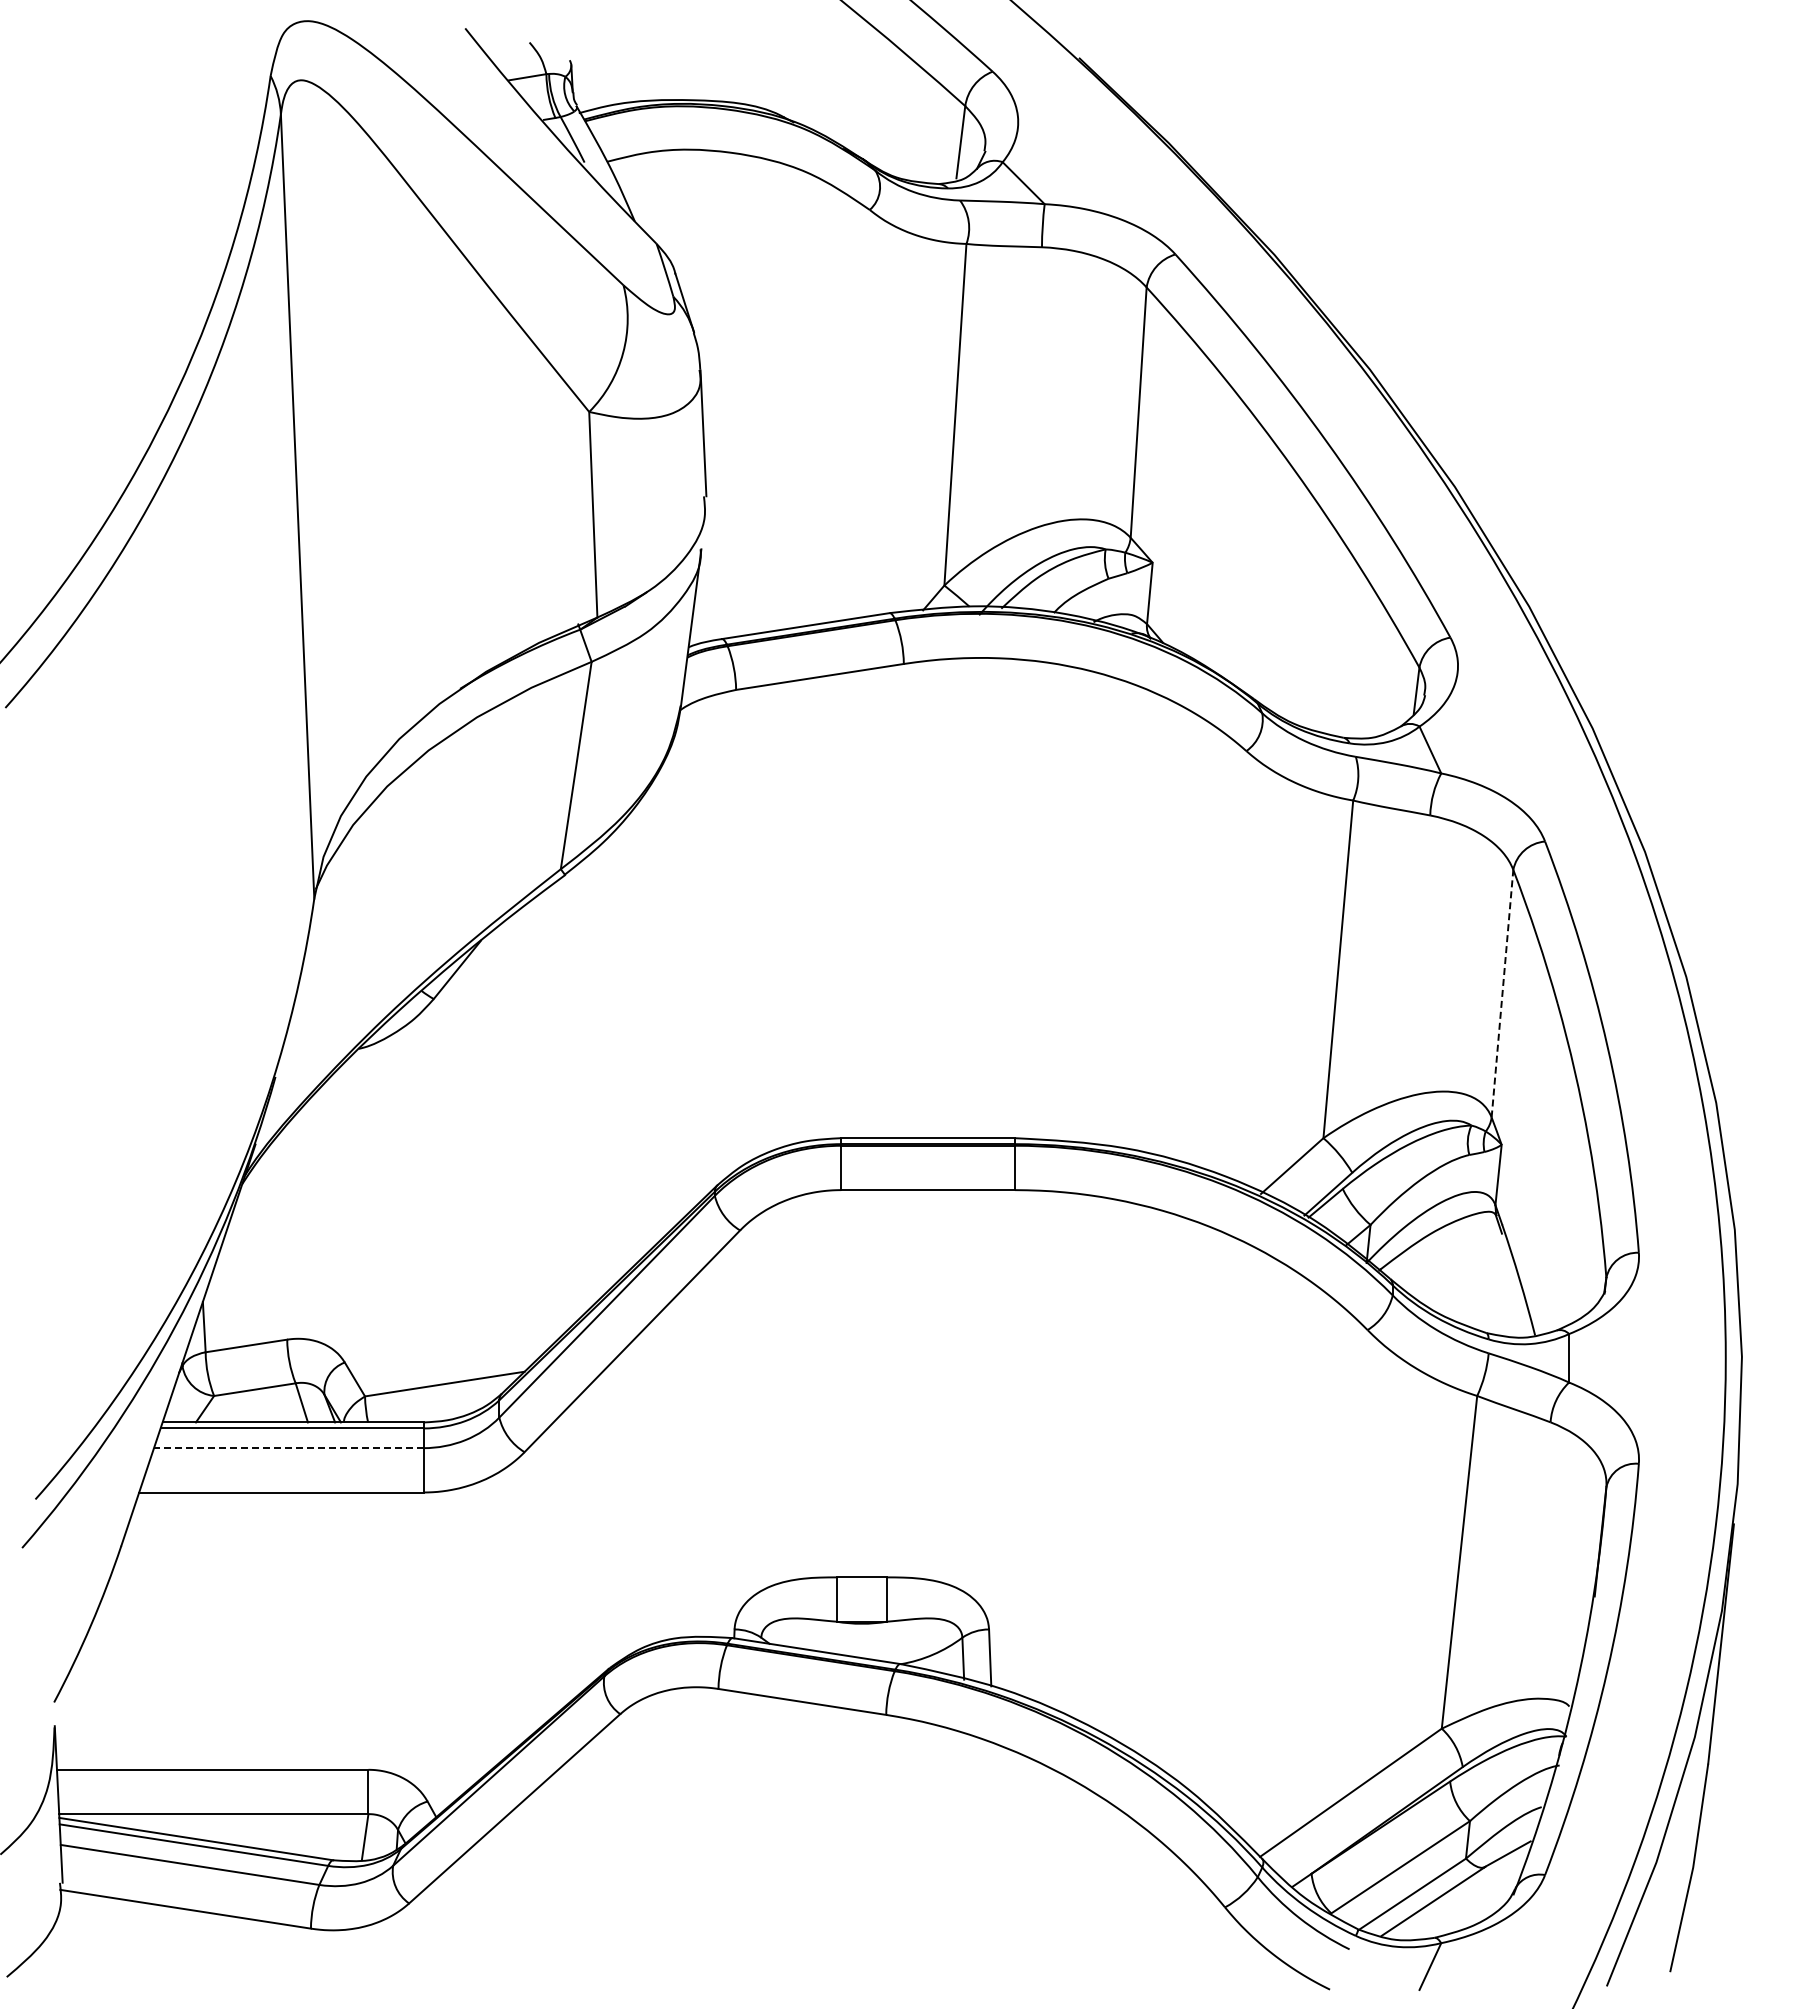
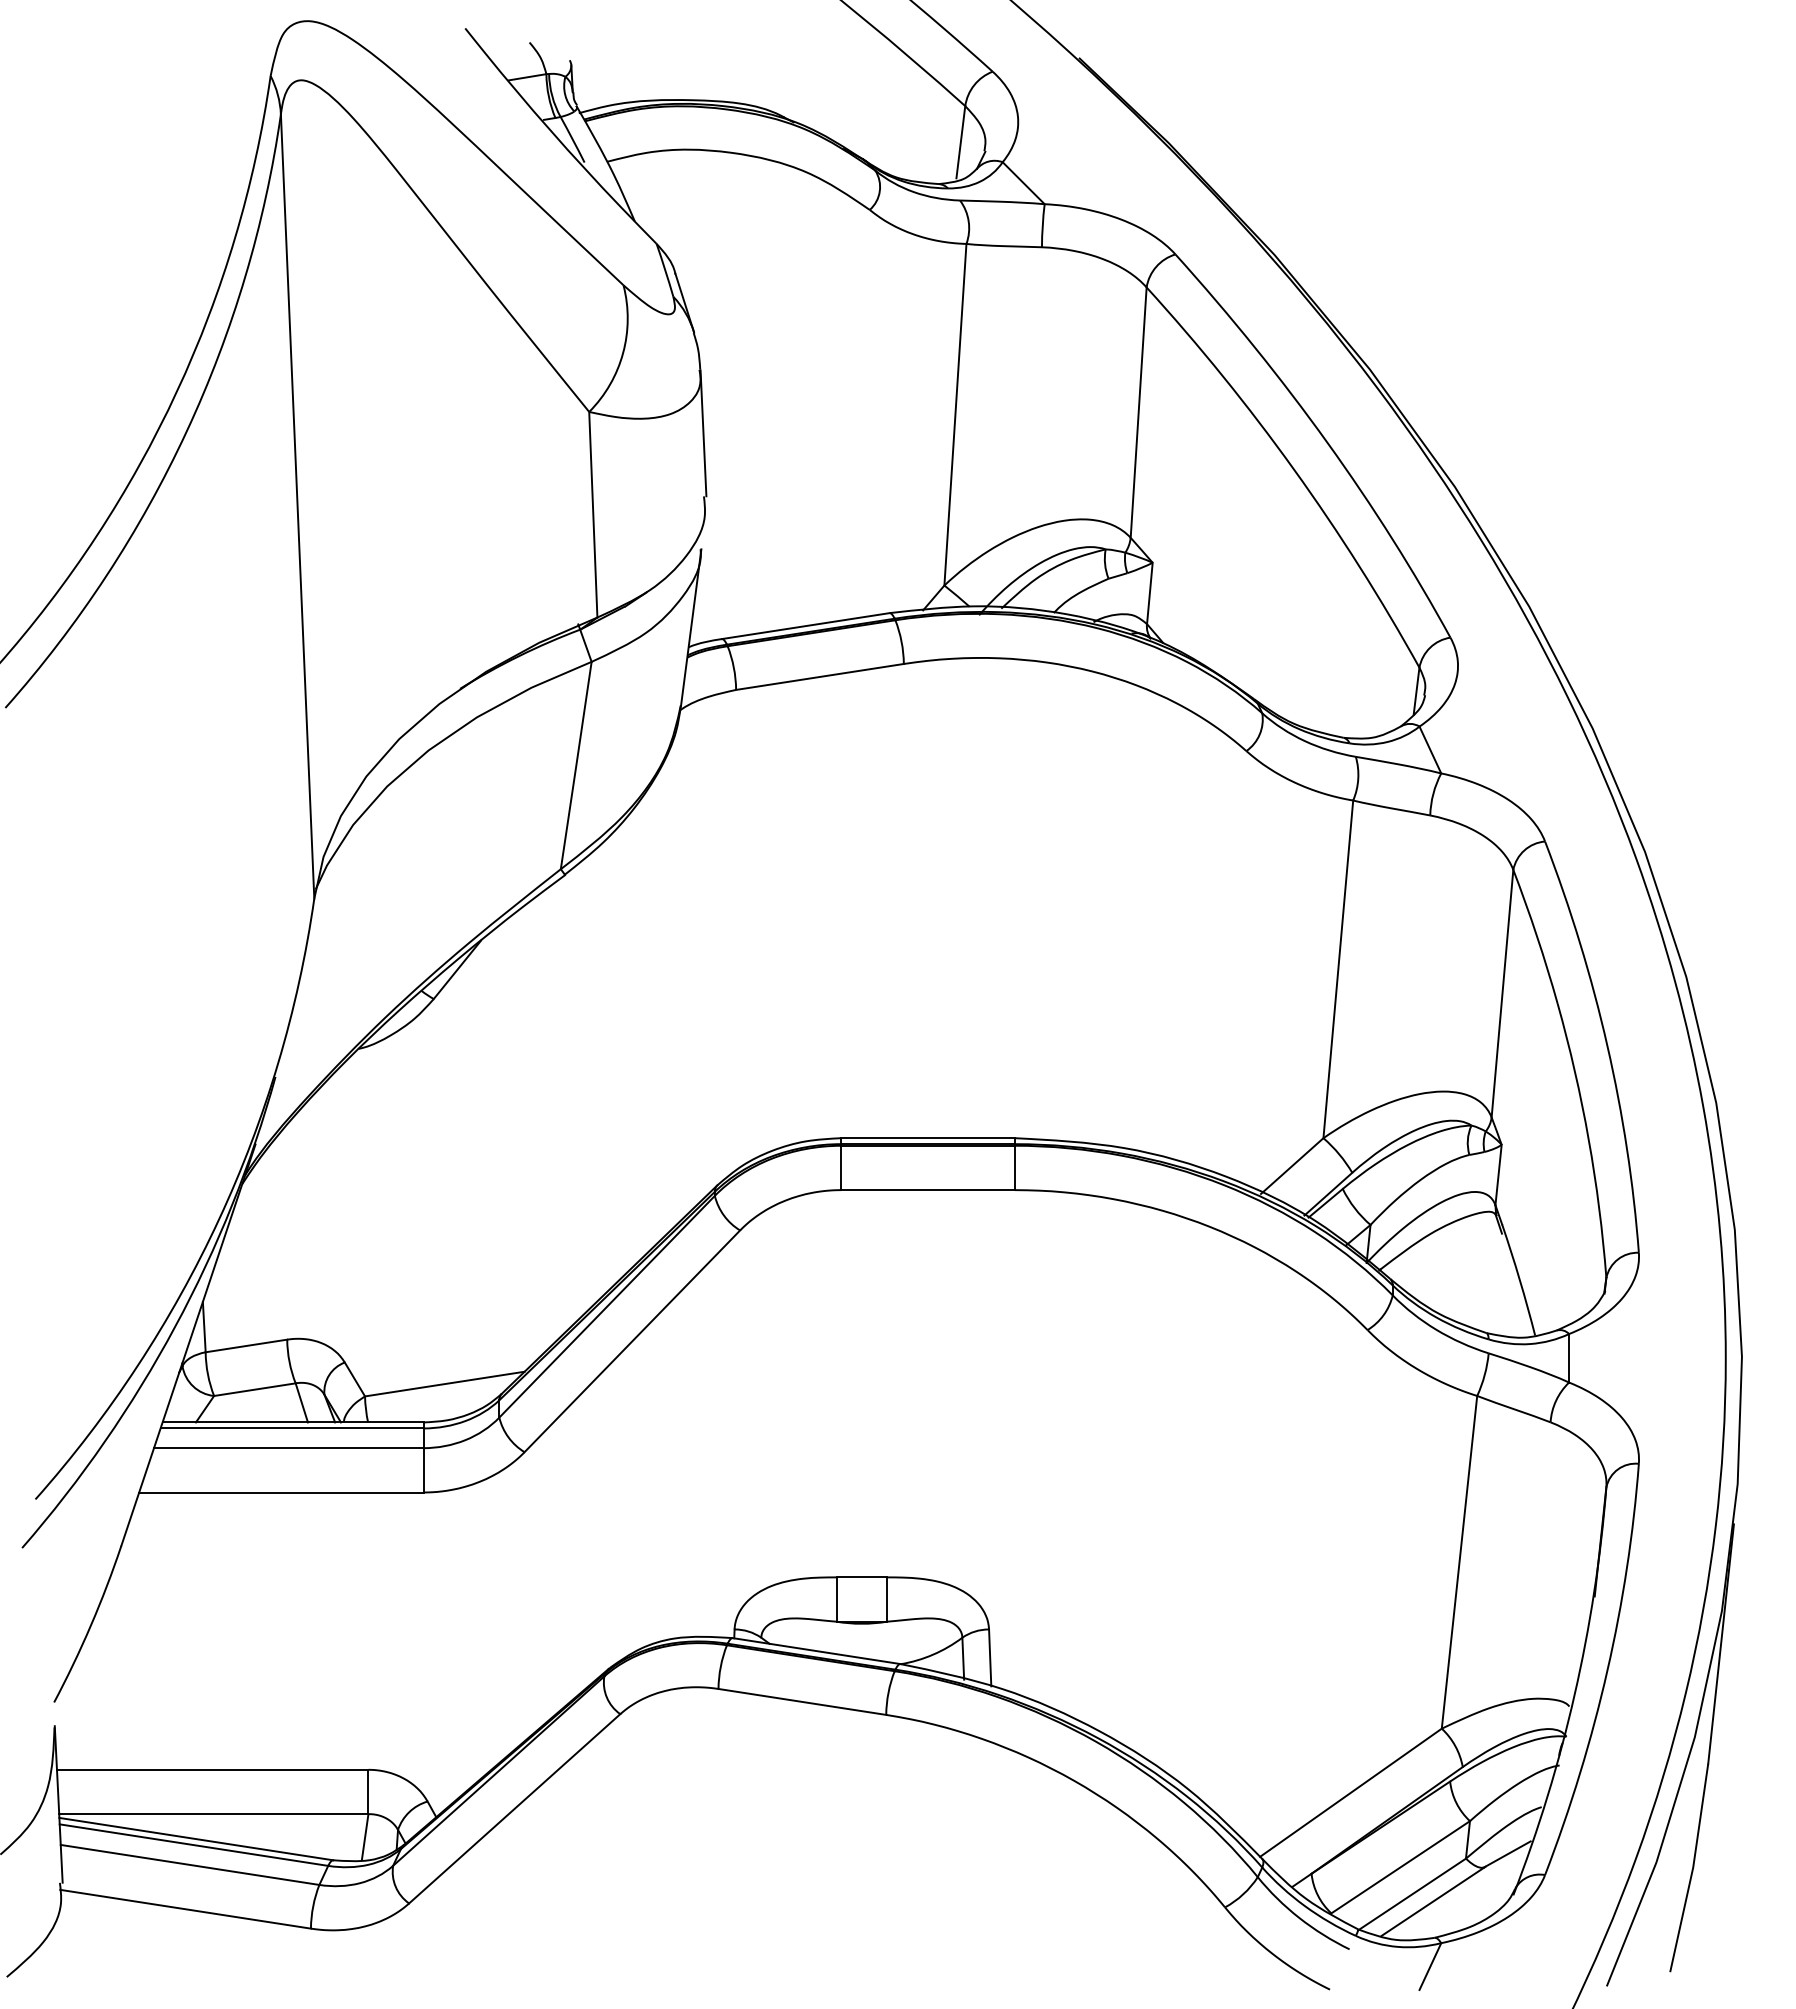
line: dashed -> solid (1502, 993)
line: dashed -> solid (288, 1448)
